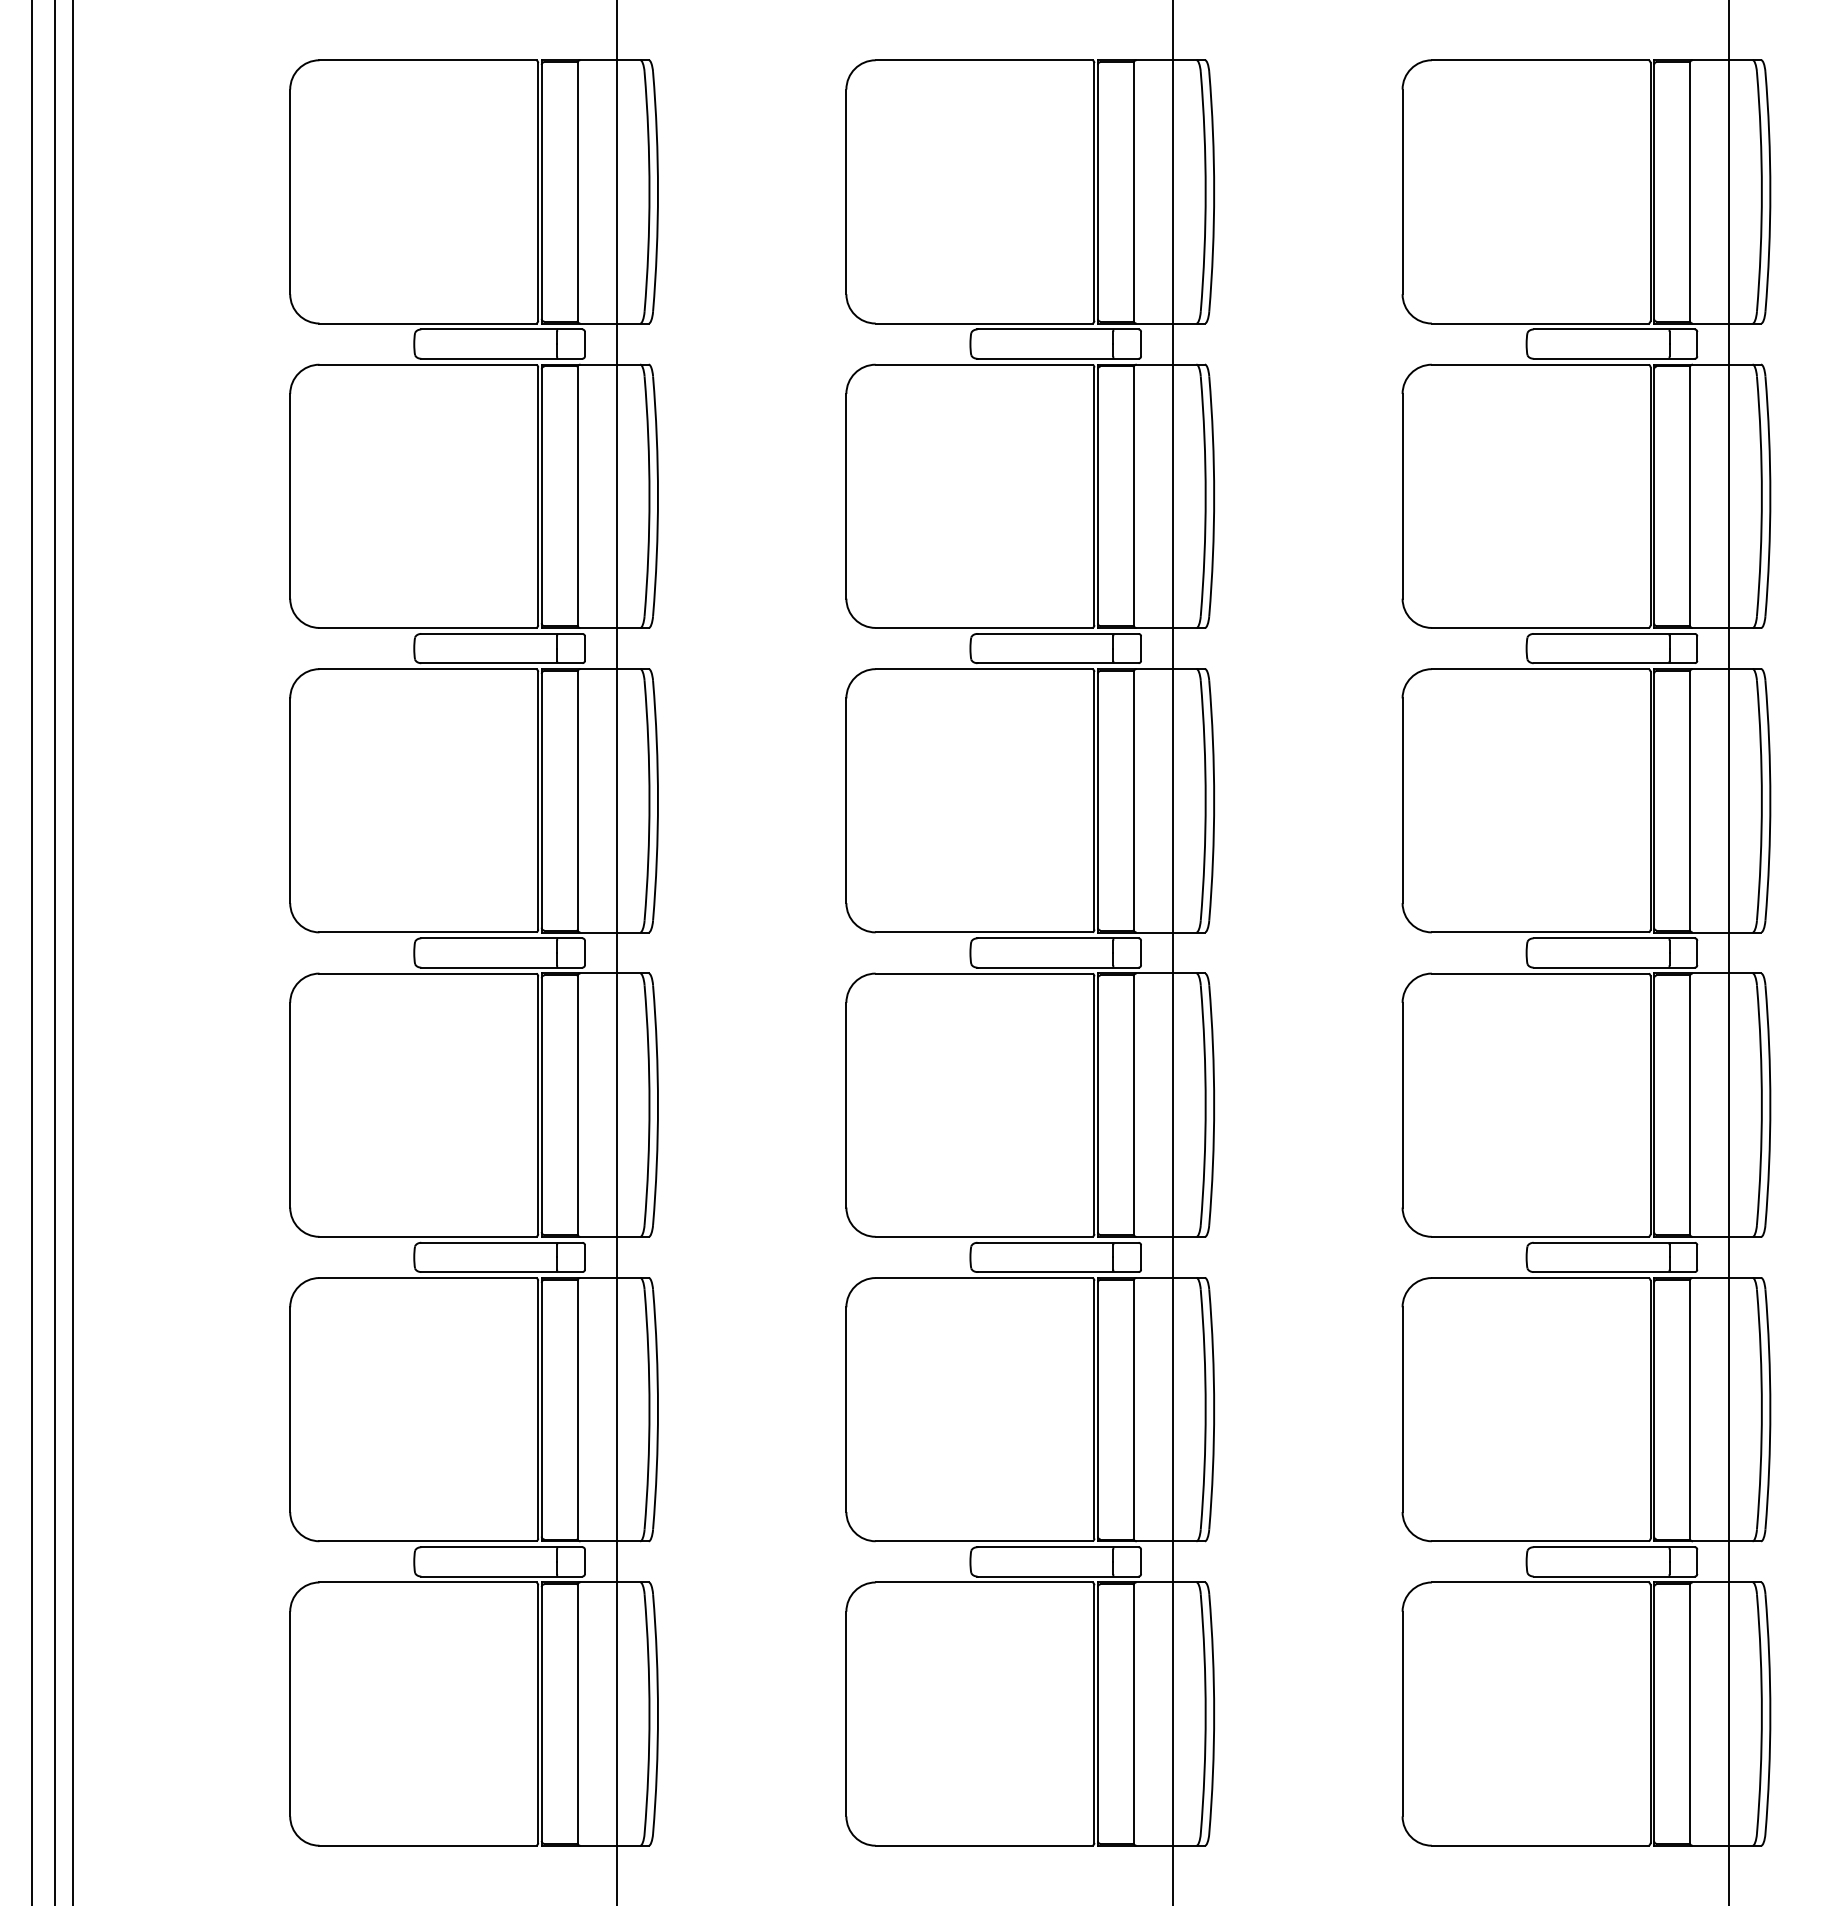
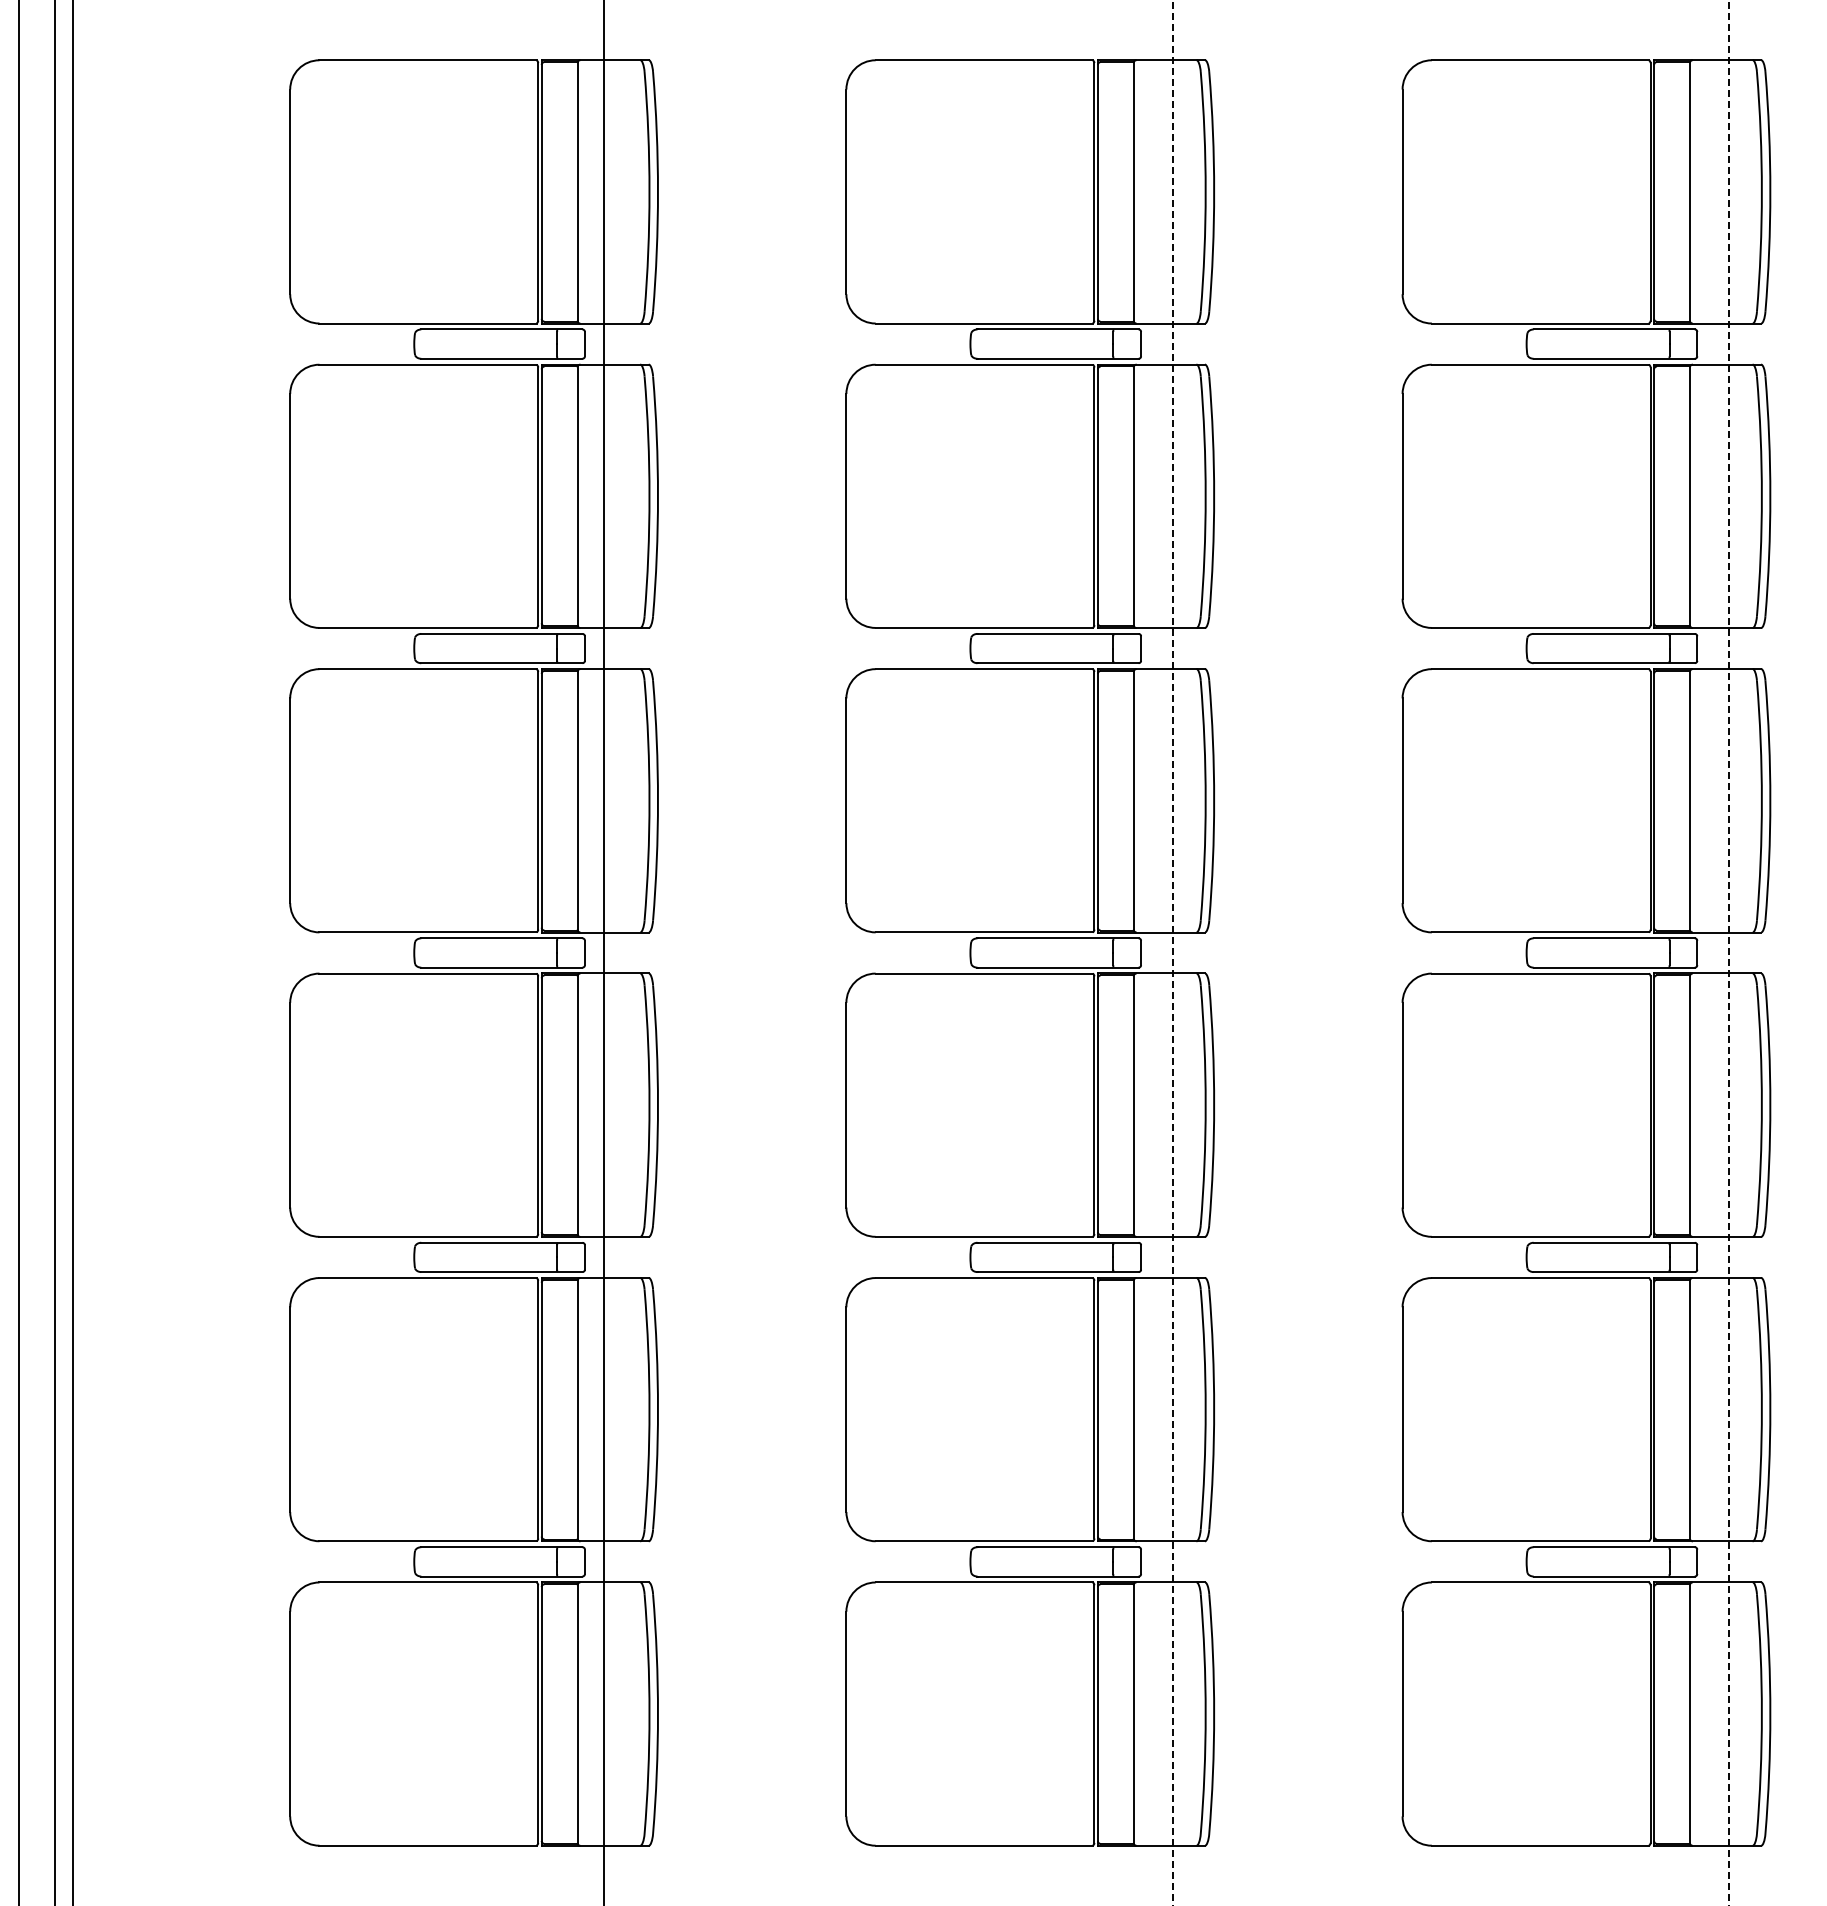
line position: (31, 952) -> (18, 952) (18, 952)
line position: (617, 952) -> (604, 952) (604, 952)
line: solid -> dashed (1173, 953)
line: solid -> dashed (1729, 953)
